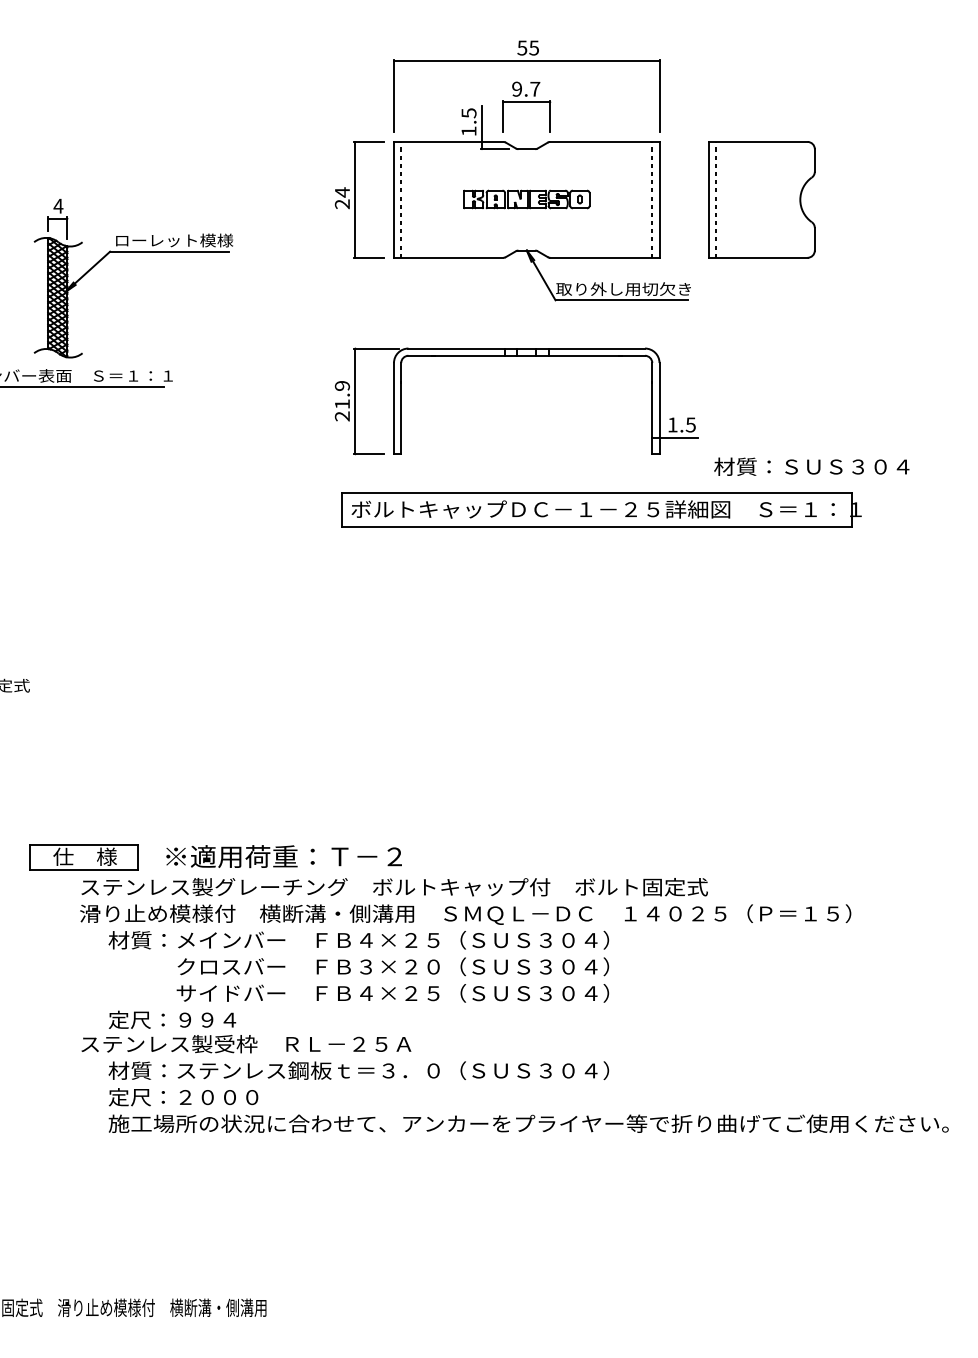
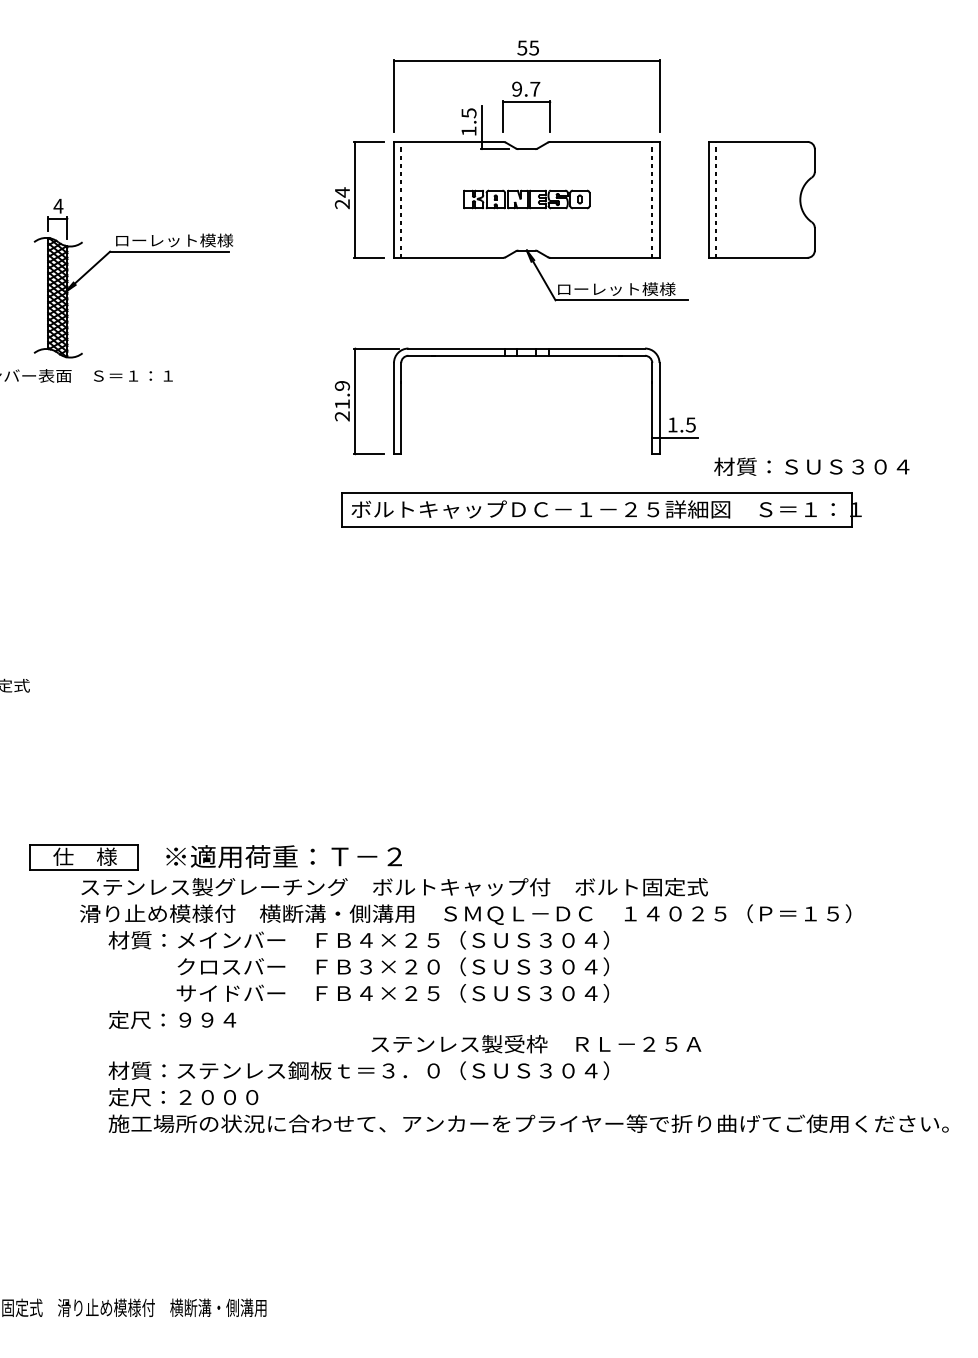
text: 取り外し用切欠き -> ローレット模様 (623, 289)
line: present -> none (83, 386)
text position: (246, 1044) -> (536, 1044) (536, 1044)
